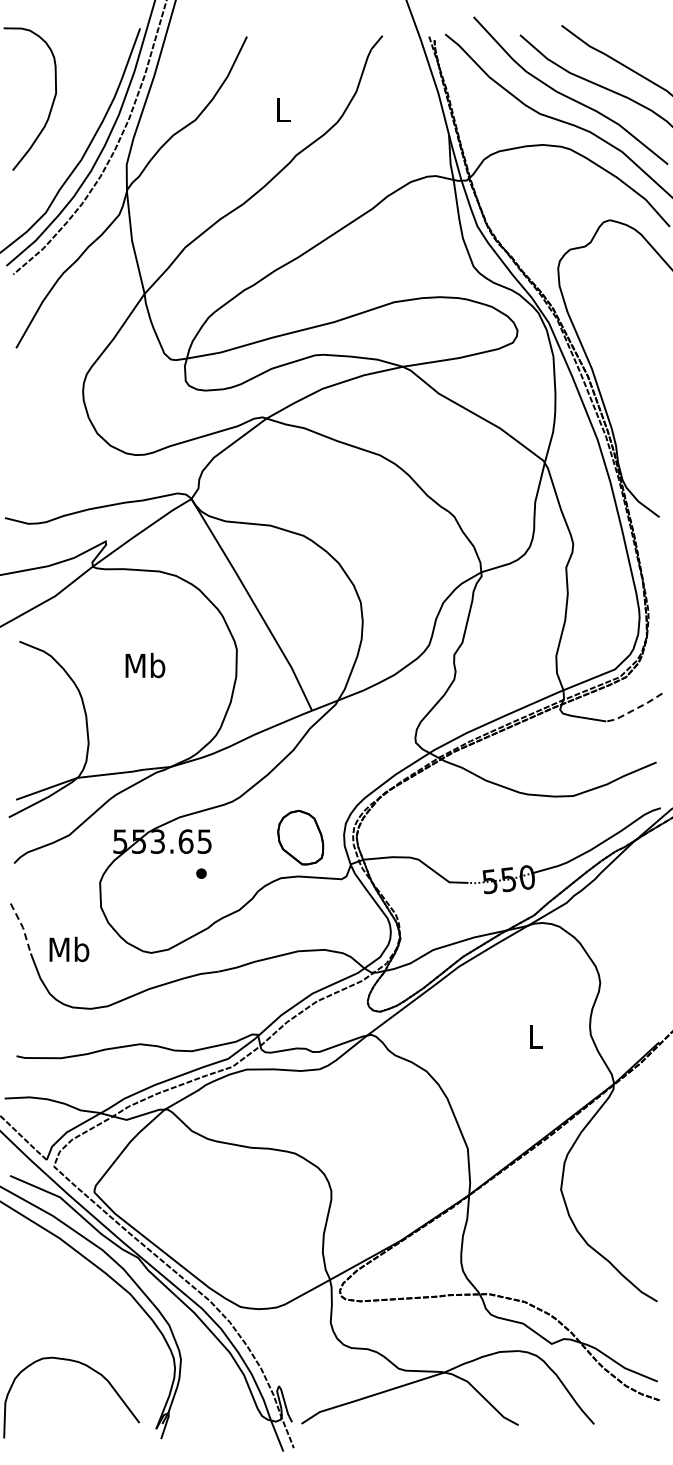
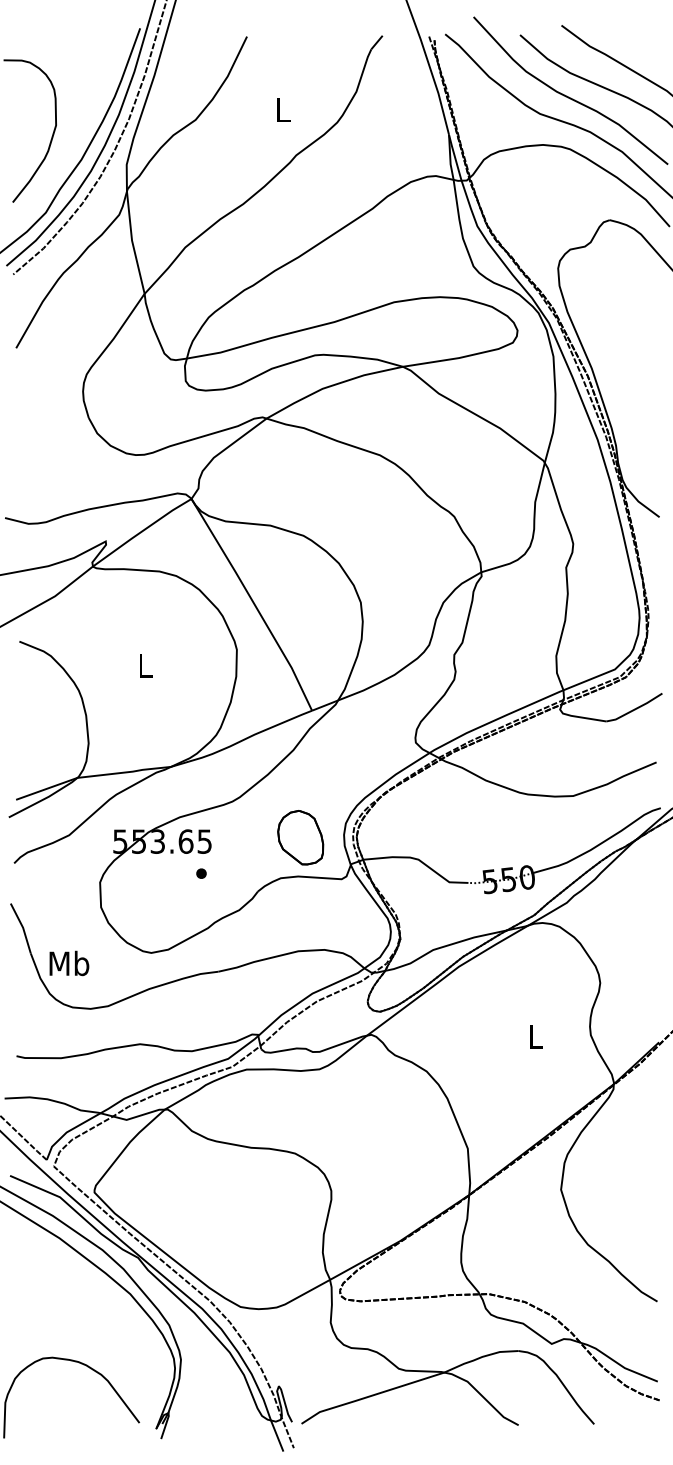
curve position: (51, 104) -> (51, 136) (51, 136)
text: Mb -> L (145, 665)
line: dashed -> solid (634, 709)
line: dashed -> solid (23, 927)
text position: (69, 949) -> (69, 963) (69, 963)
